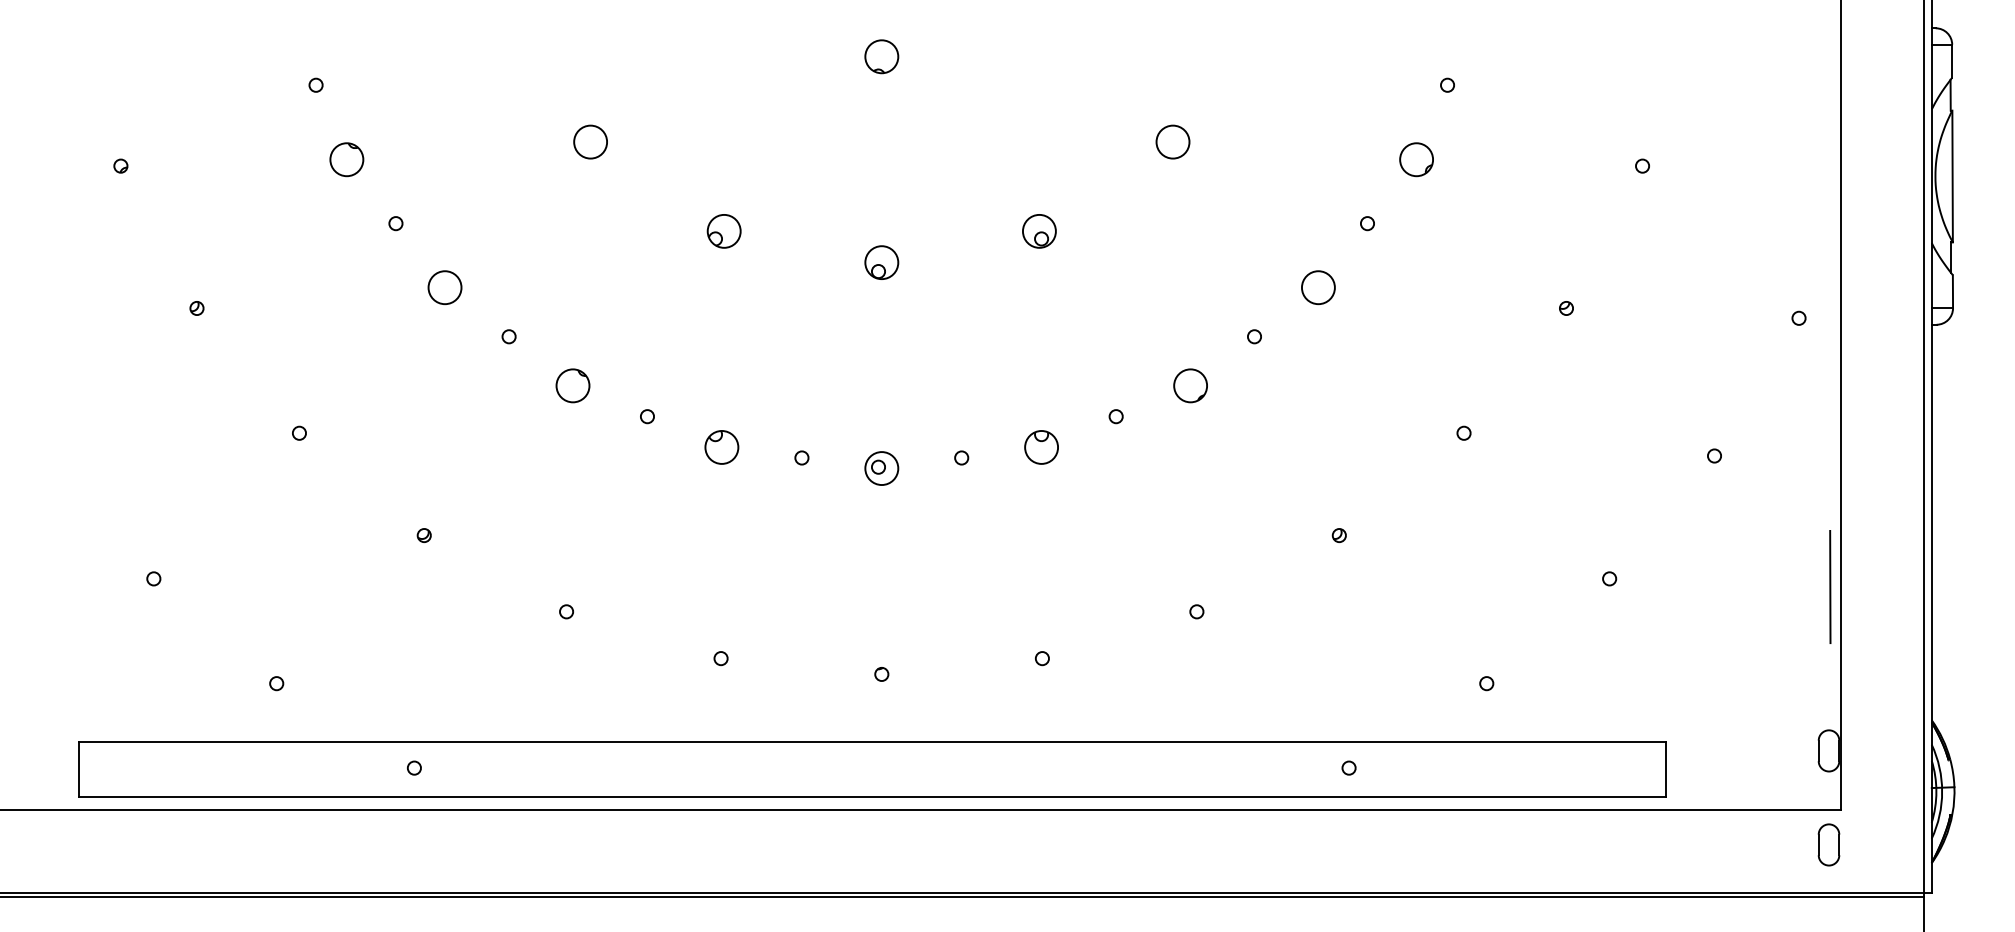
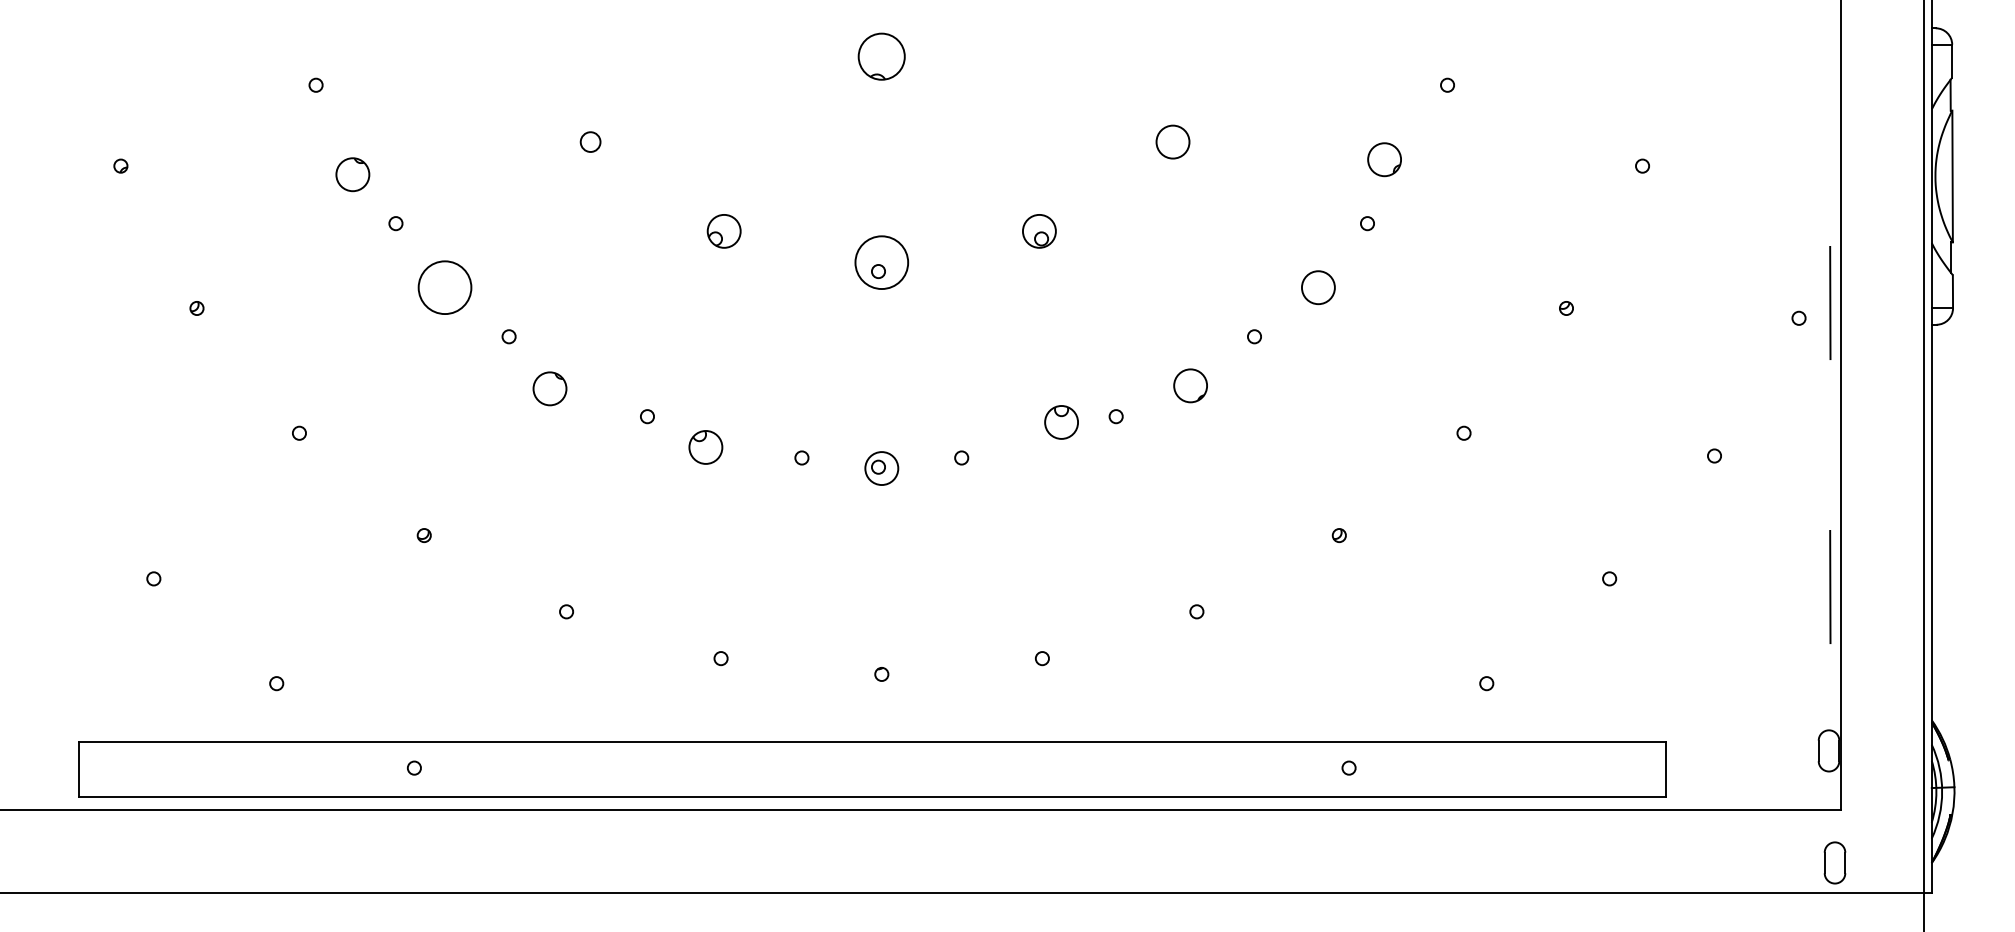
part size: 36x36 px -> 49x49 px (881, 56)
circle diameter: 33 px -> 20 px (590, 141)
part position: (346, 159) -> (352, 174) (352, 174)
part position: (1416, 159) -> (1384, 159) (1384, 159)
circle diameter: 33 px -> 53 px (881, 262)
circle diameter: 33 px -> 53 px (444, 287)
line: none -> present (1830, 302)
part position: (572, 385) -> (549, 388) (549, 388)
part position: (721, 447) -> (705, 447) (705, 447)
part position: (1041, 447) -> (1061, 422) (1061, 422)
part position: (1828, 844) -> (1834, 862) (1834, 862)
line: present -> none (962, 897)
